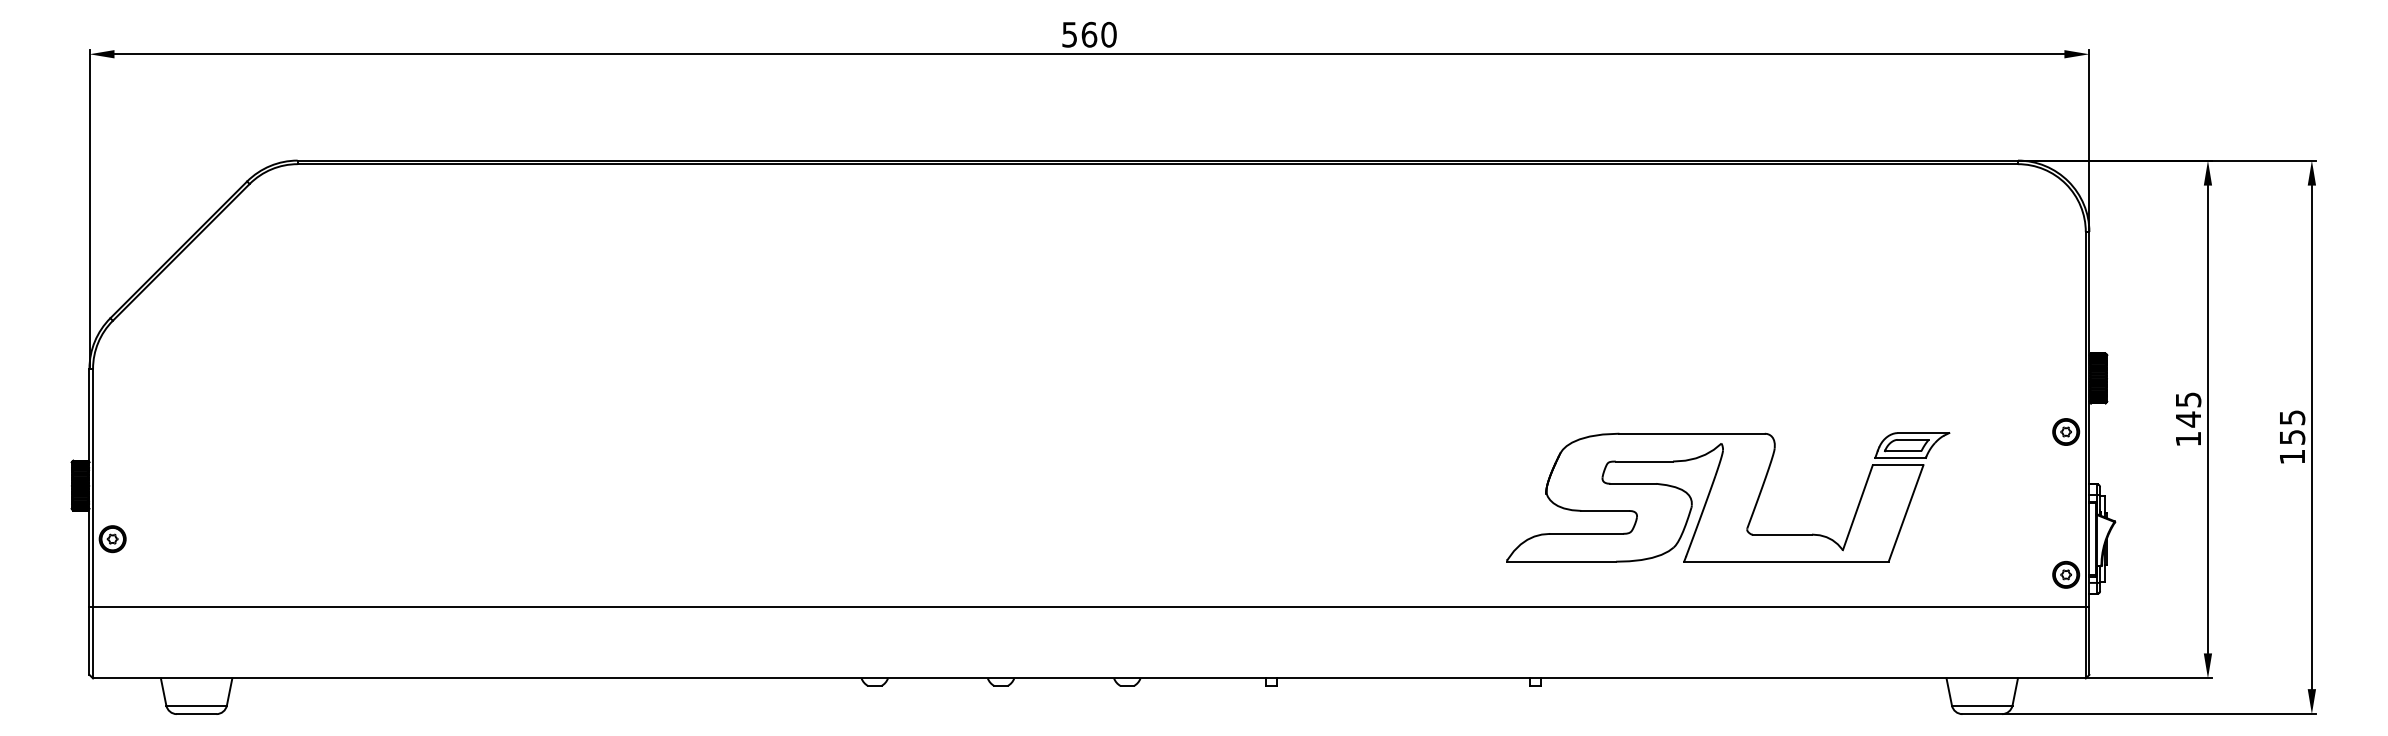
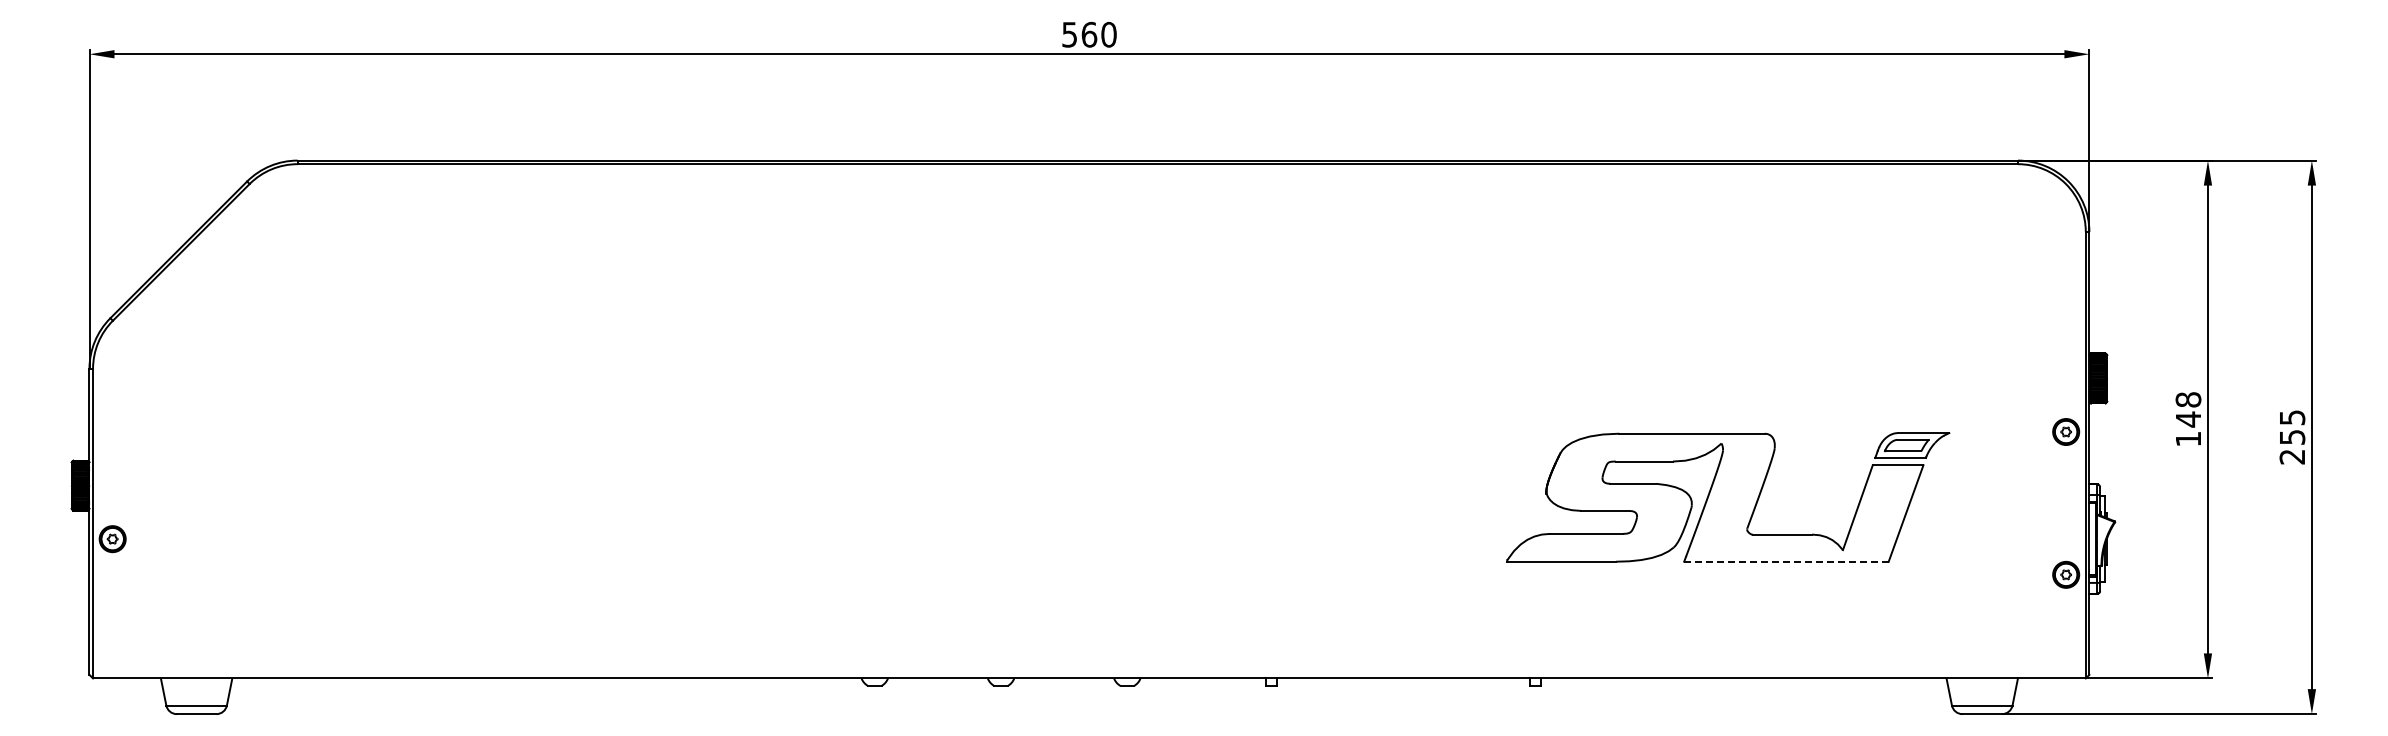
text: 145 -> 148 (2188, 399)
text: 155 -> 255 (2291, 457)
line: solid -> dashed (1786, 561)
line: present -> none (1089, 607)
